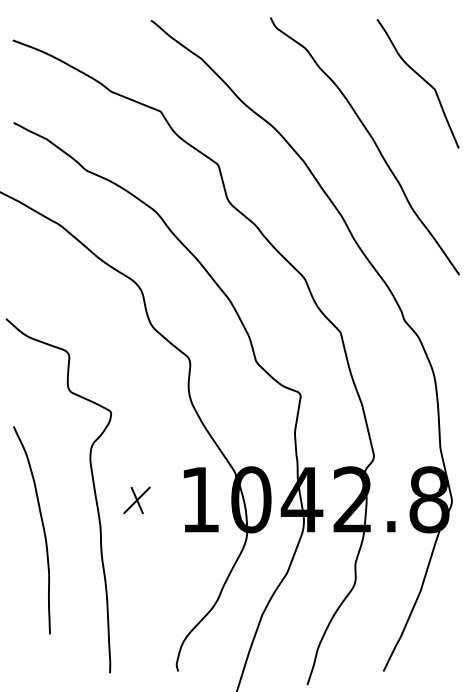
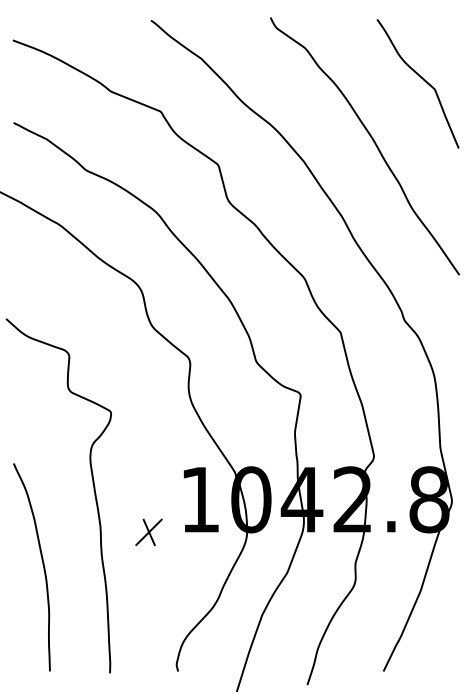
part position: (136, 500) -> (148, 532) (148, 532)
curve position: (42, 527) -> (42, 564) (42, 564)
